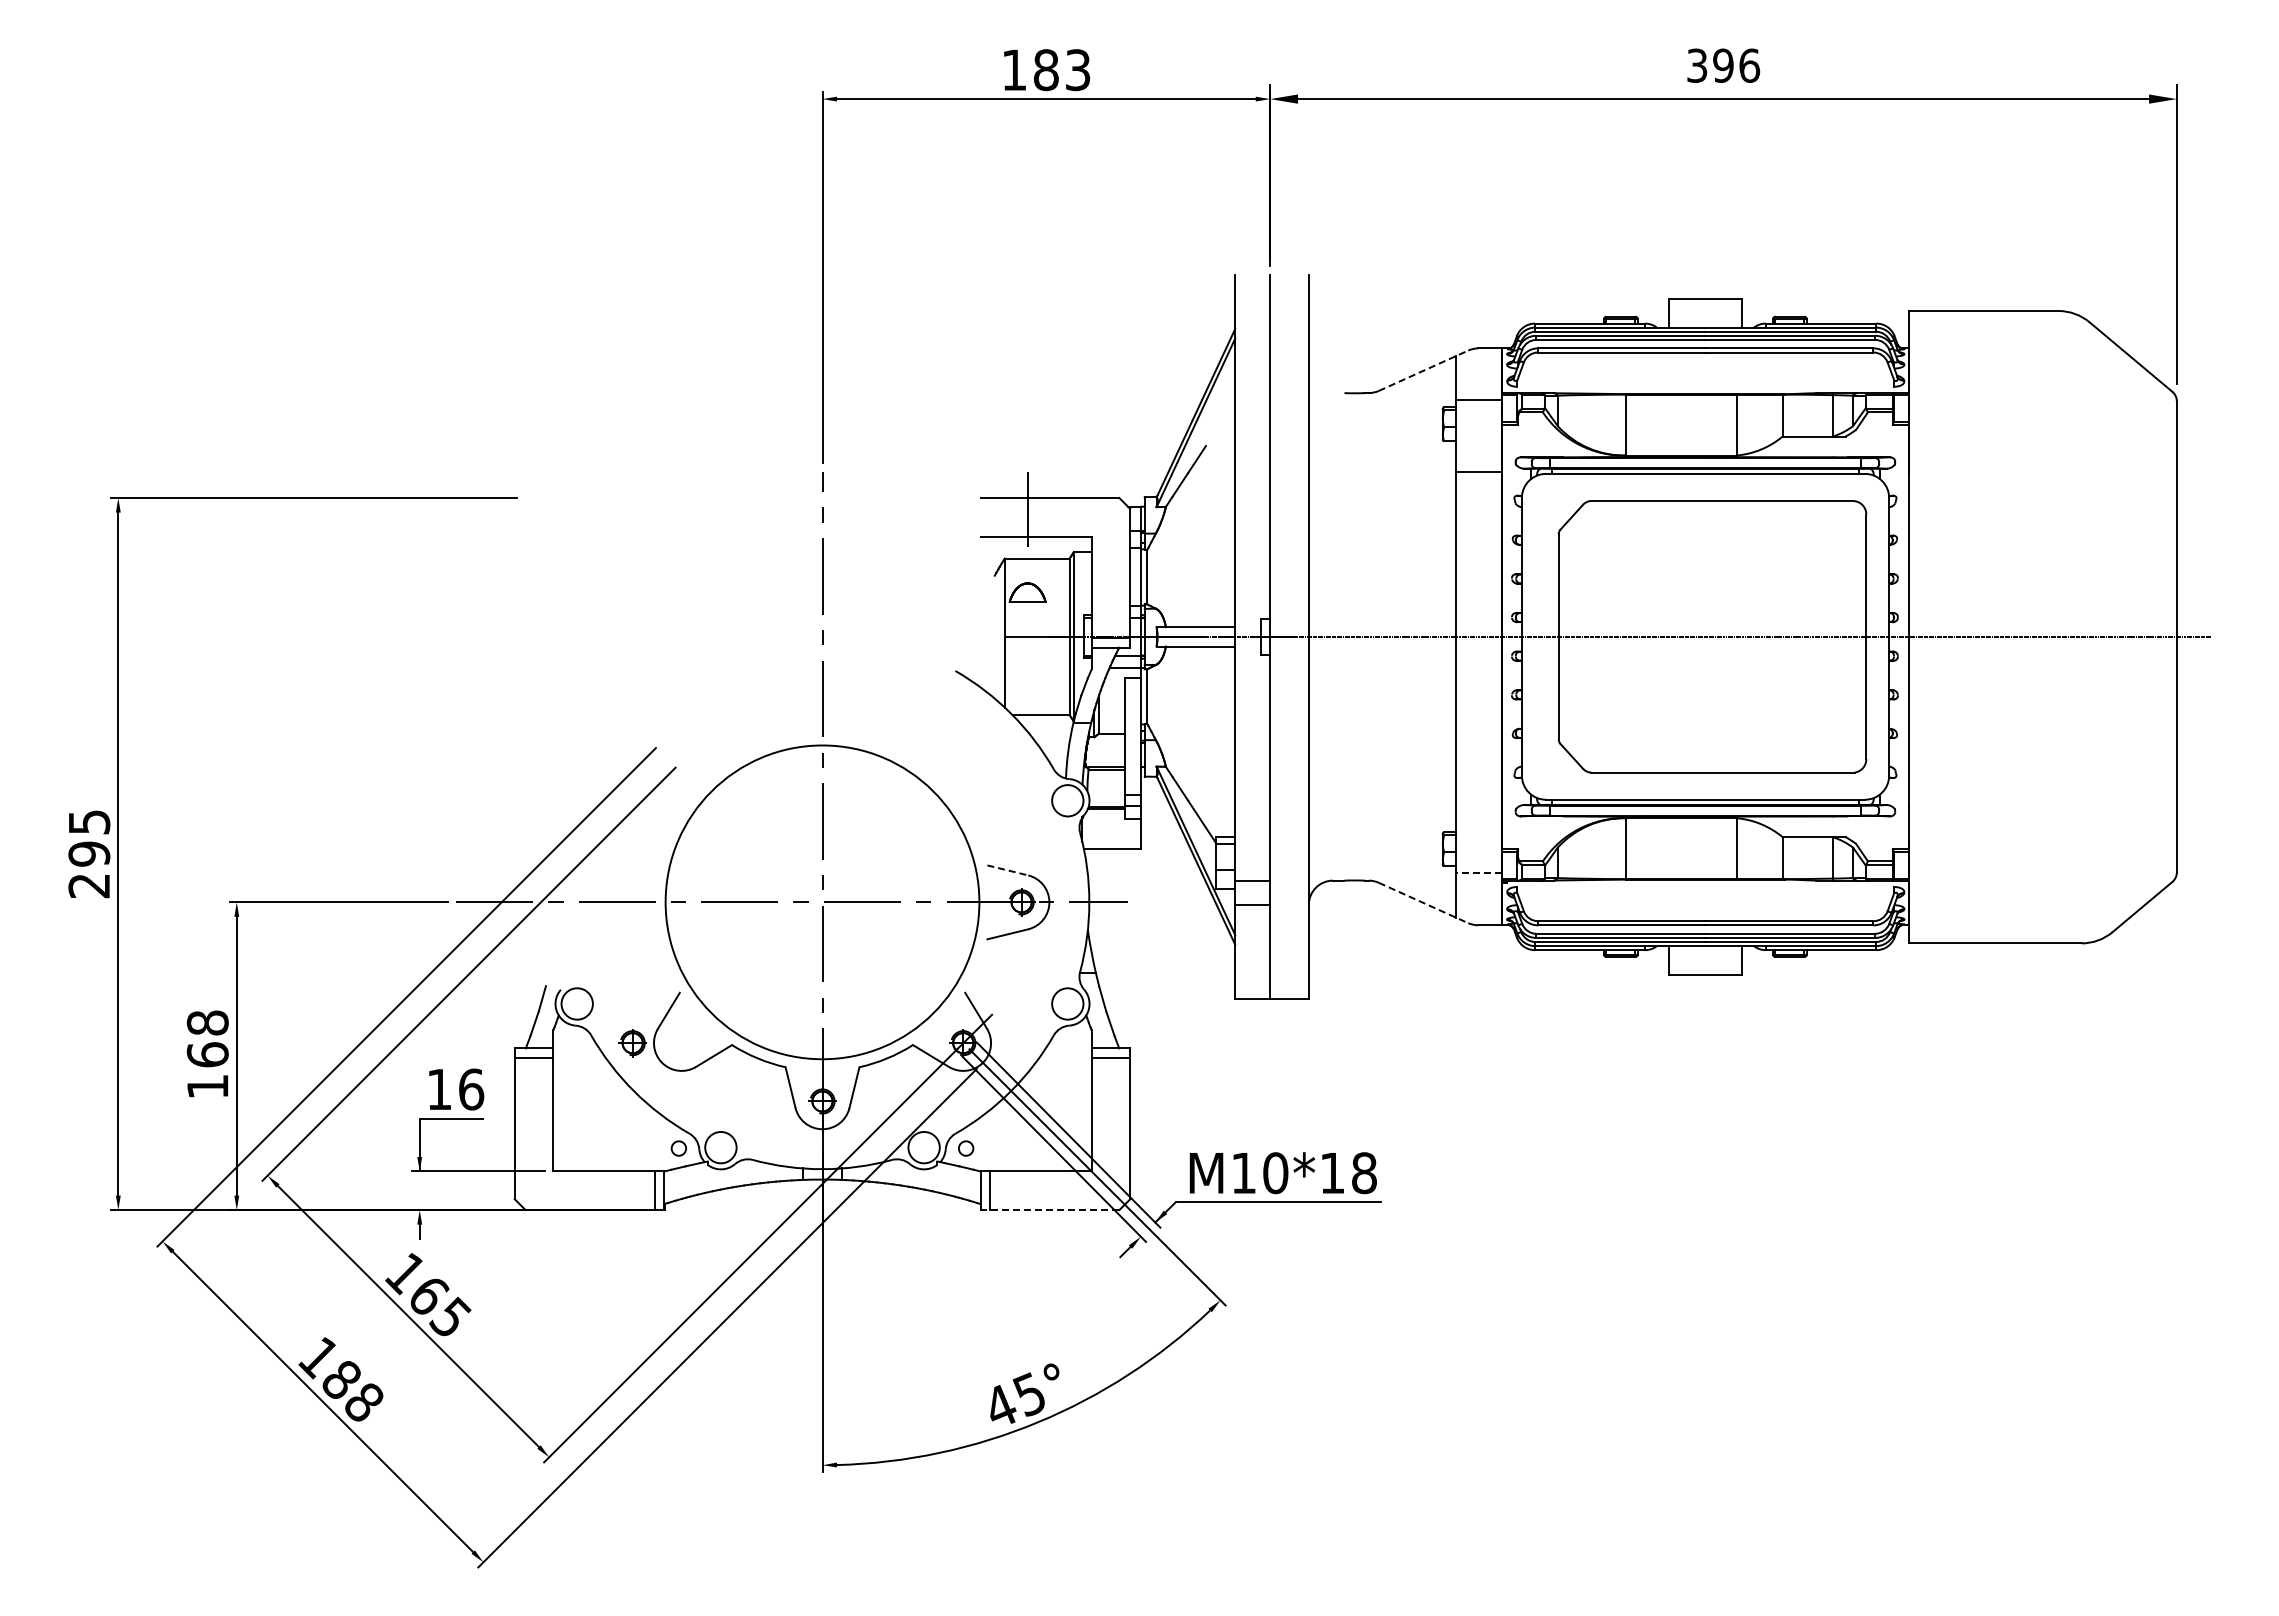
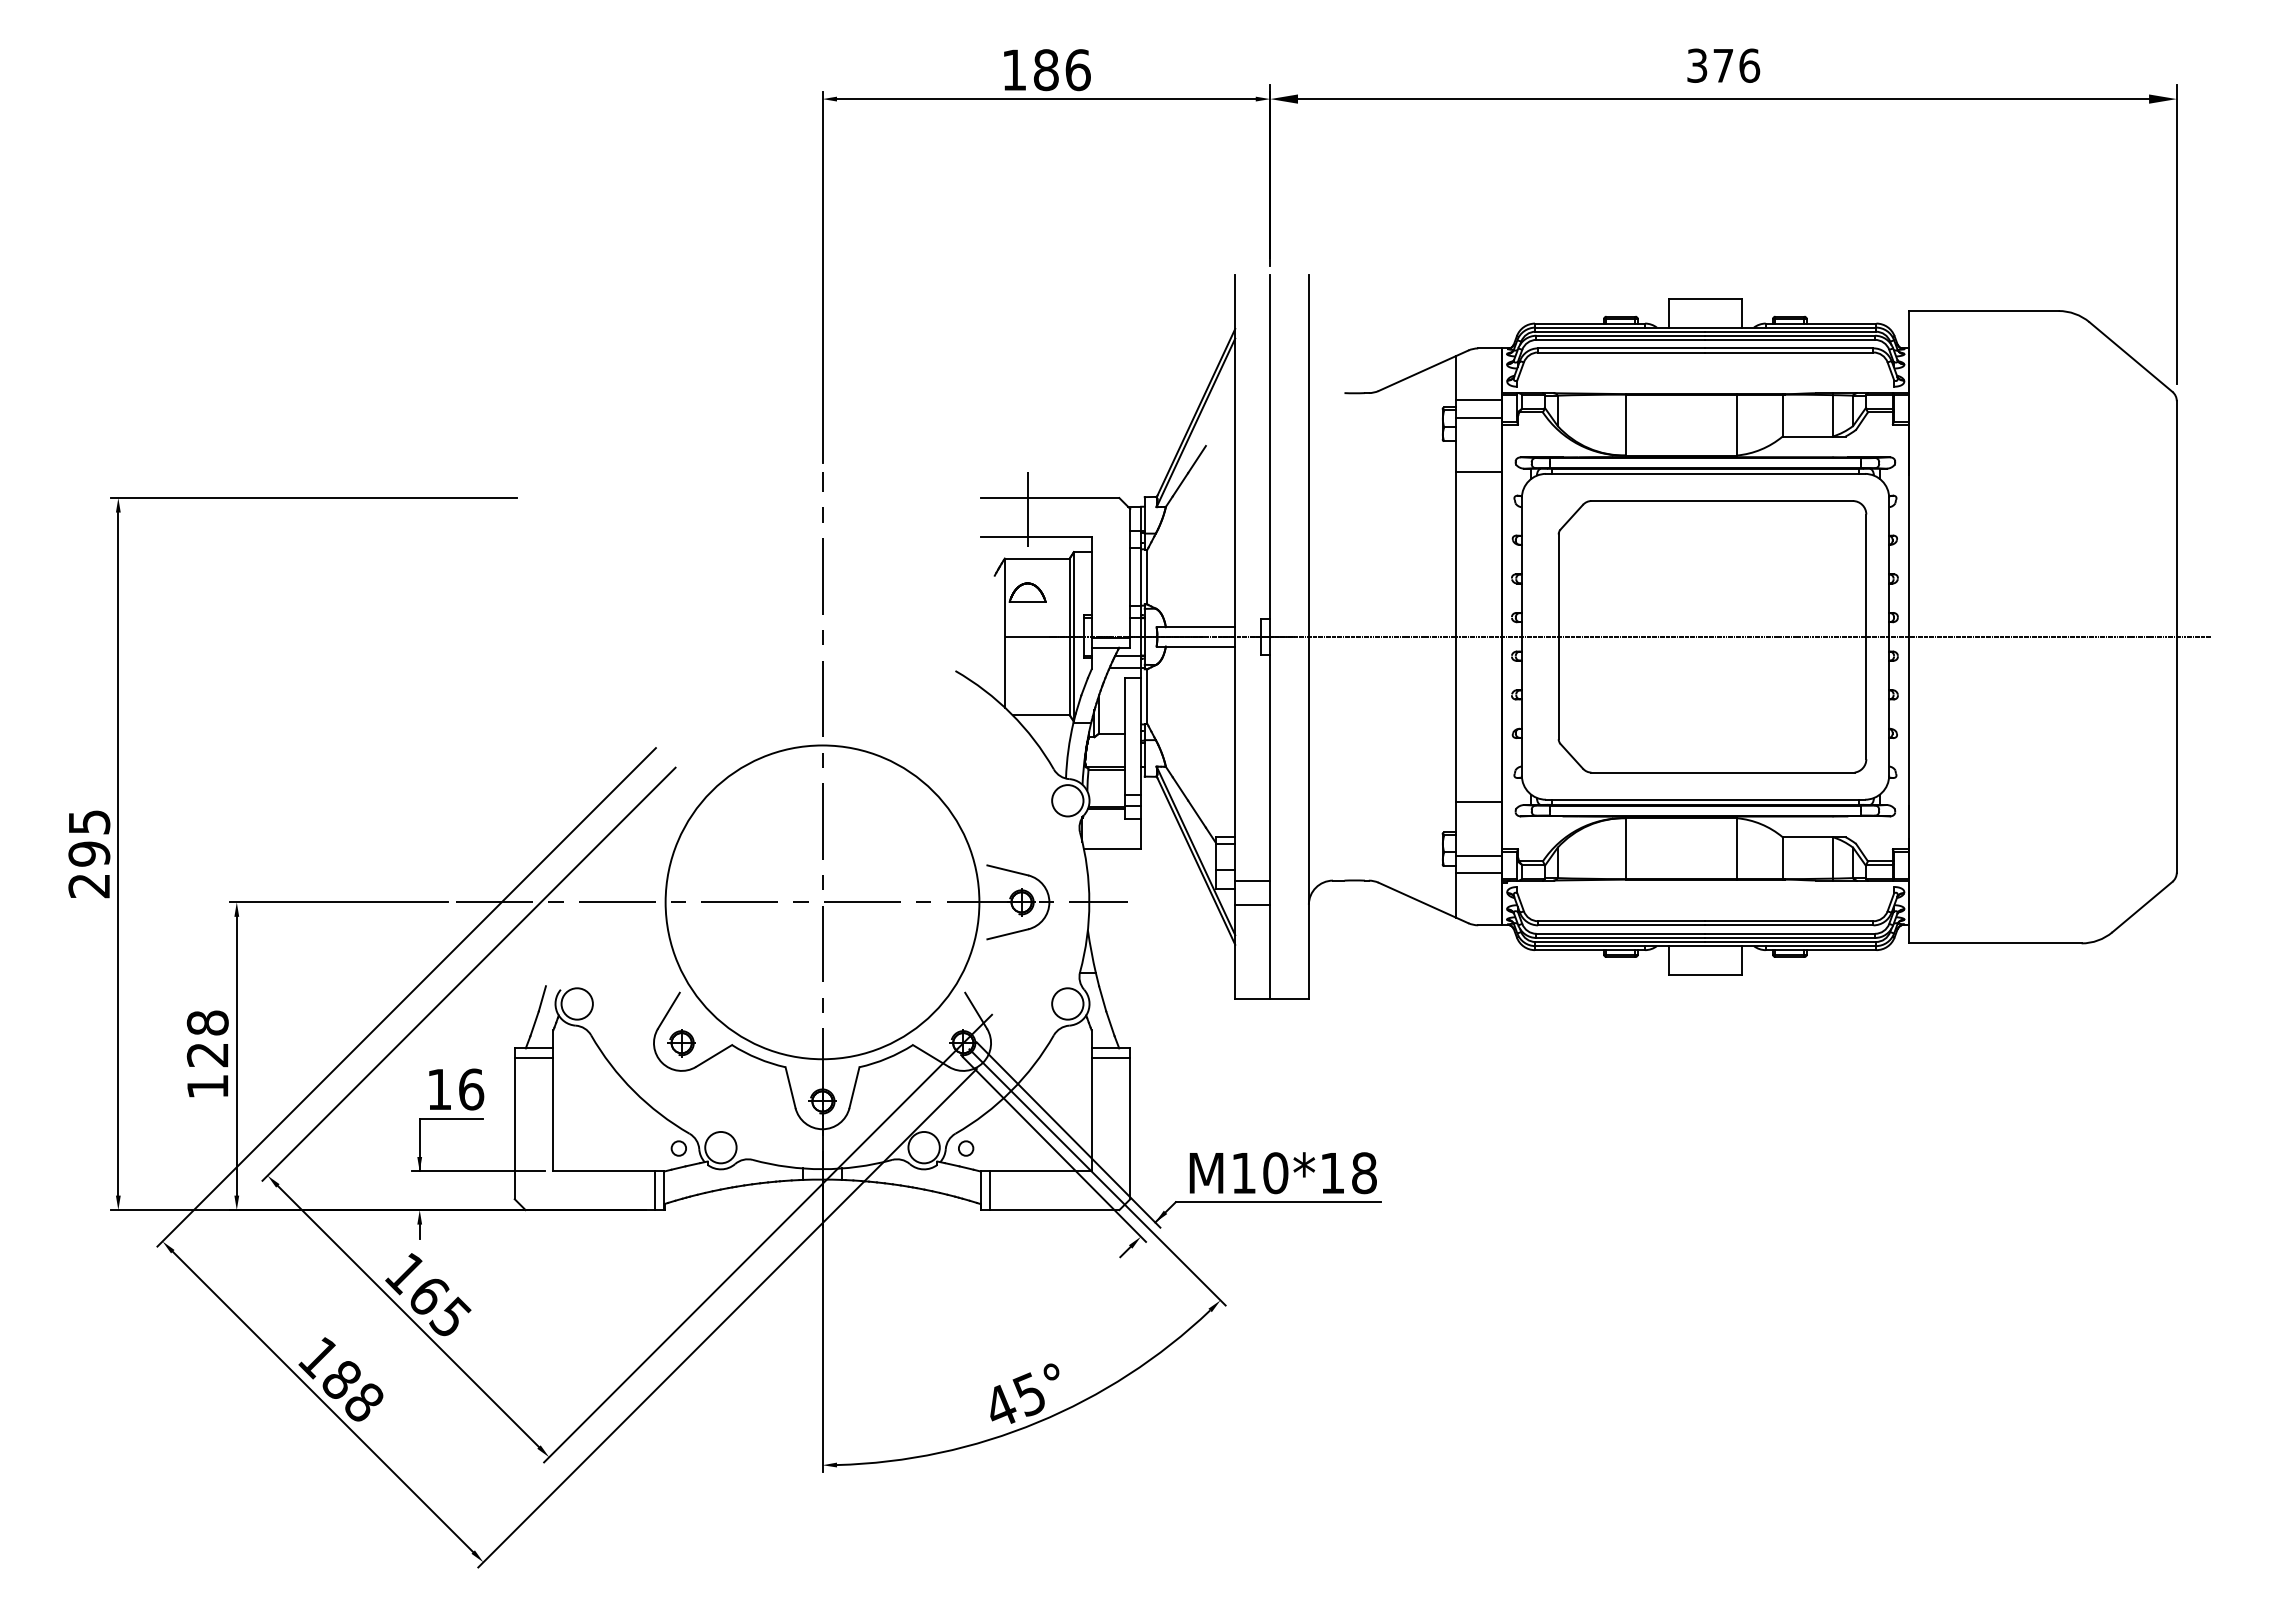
text: 396 -> 376 (1723, 65)
text: 183 -> 186 (1077, 70)
line: dashed -> solid (1423, 370)
line: none -> present (1478, 418)
line: none -> present (1478, 801)
line: none -> present (1478, 855)
line: dashed -> solid (1008, 870)
line: dashed -> solid (1479, 873)
line: dashed -> solid (1423, 903)
part position: (632, 1043) -> (681, 1043) (681, 1043)
text: 168 -> 128 (207, 1054)
line: dashed -> solid (1049, 1210)
